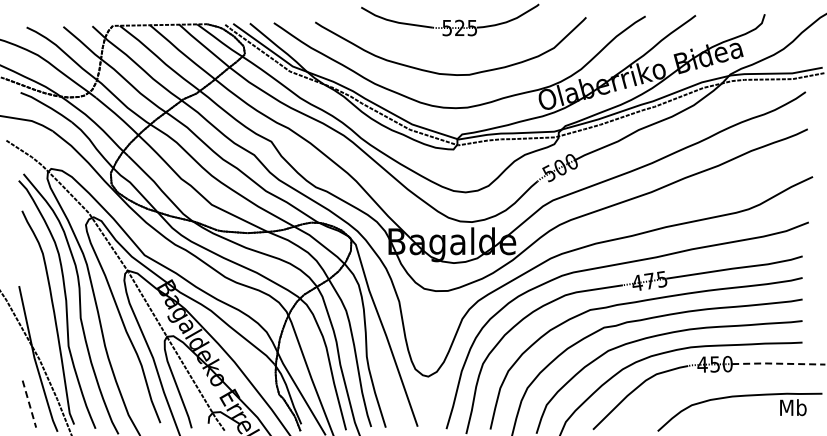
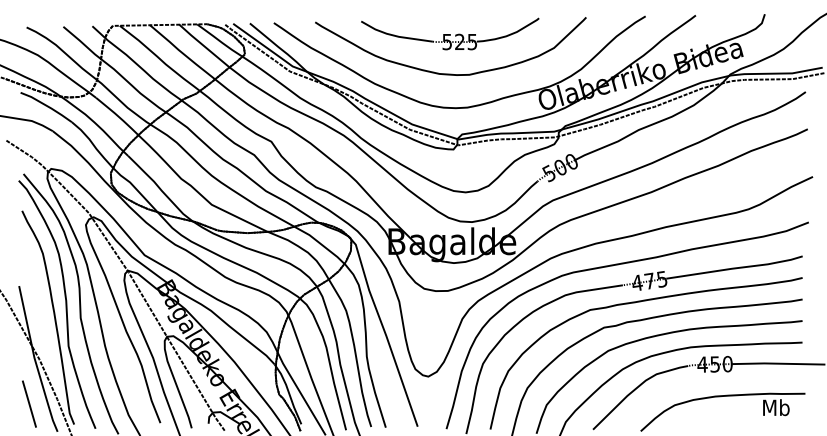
part position: (450, 19) -> (450, 33) (450, 33)
line: dashed -> solid (778, 363)
part position: (737, 397) -> (720, 397) (720, 397)
line: dashed -> solid (29, 404)
